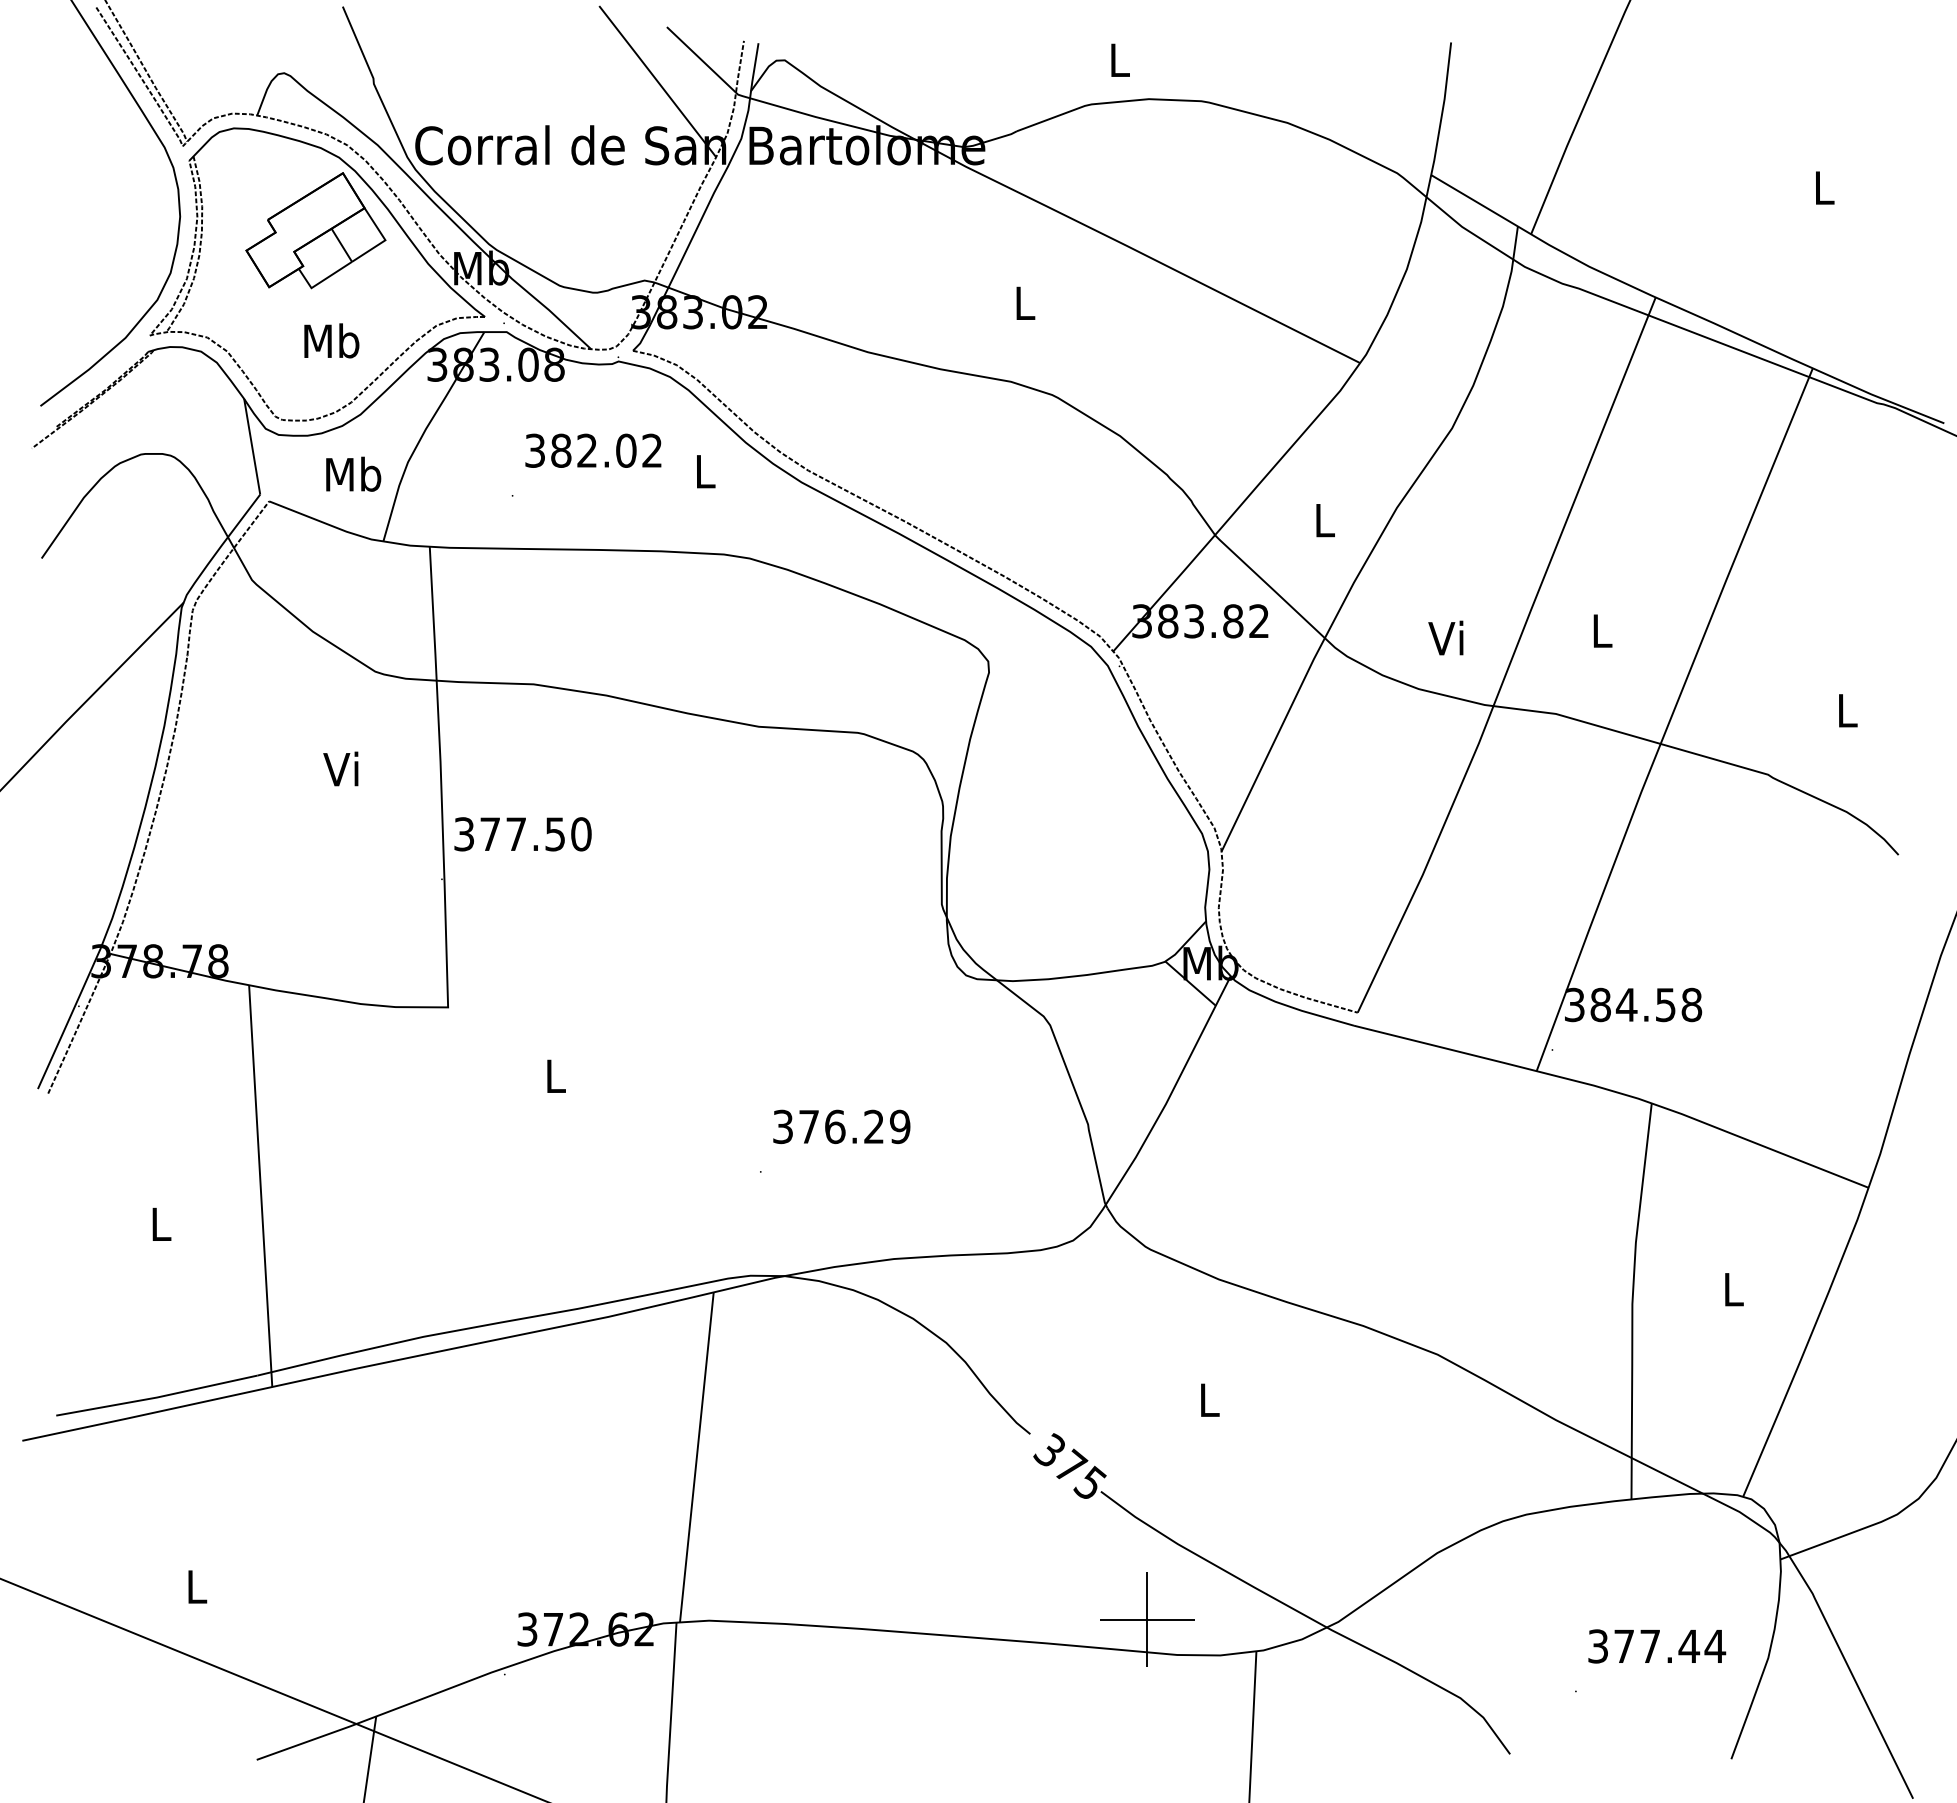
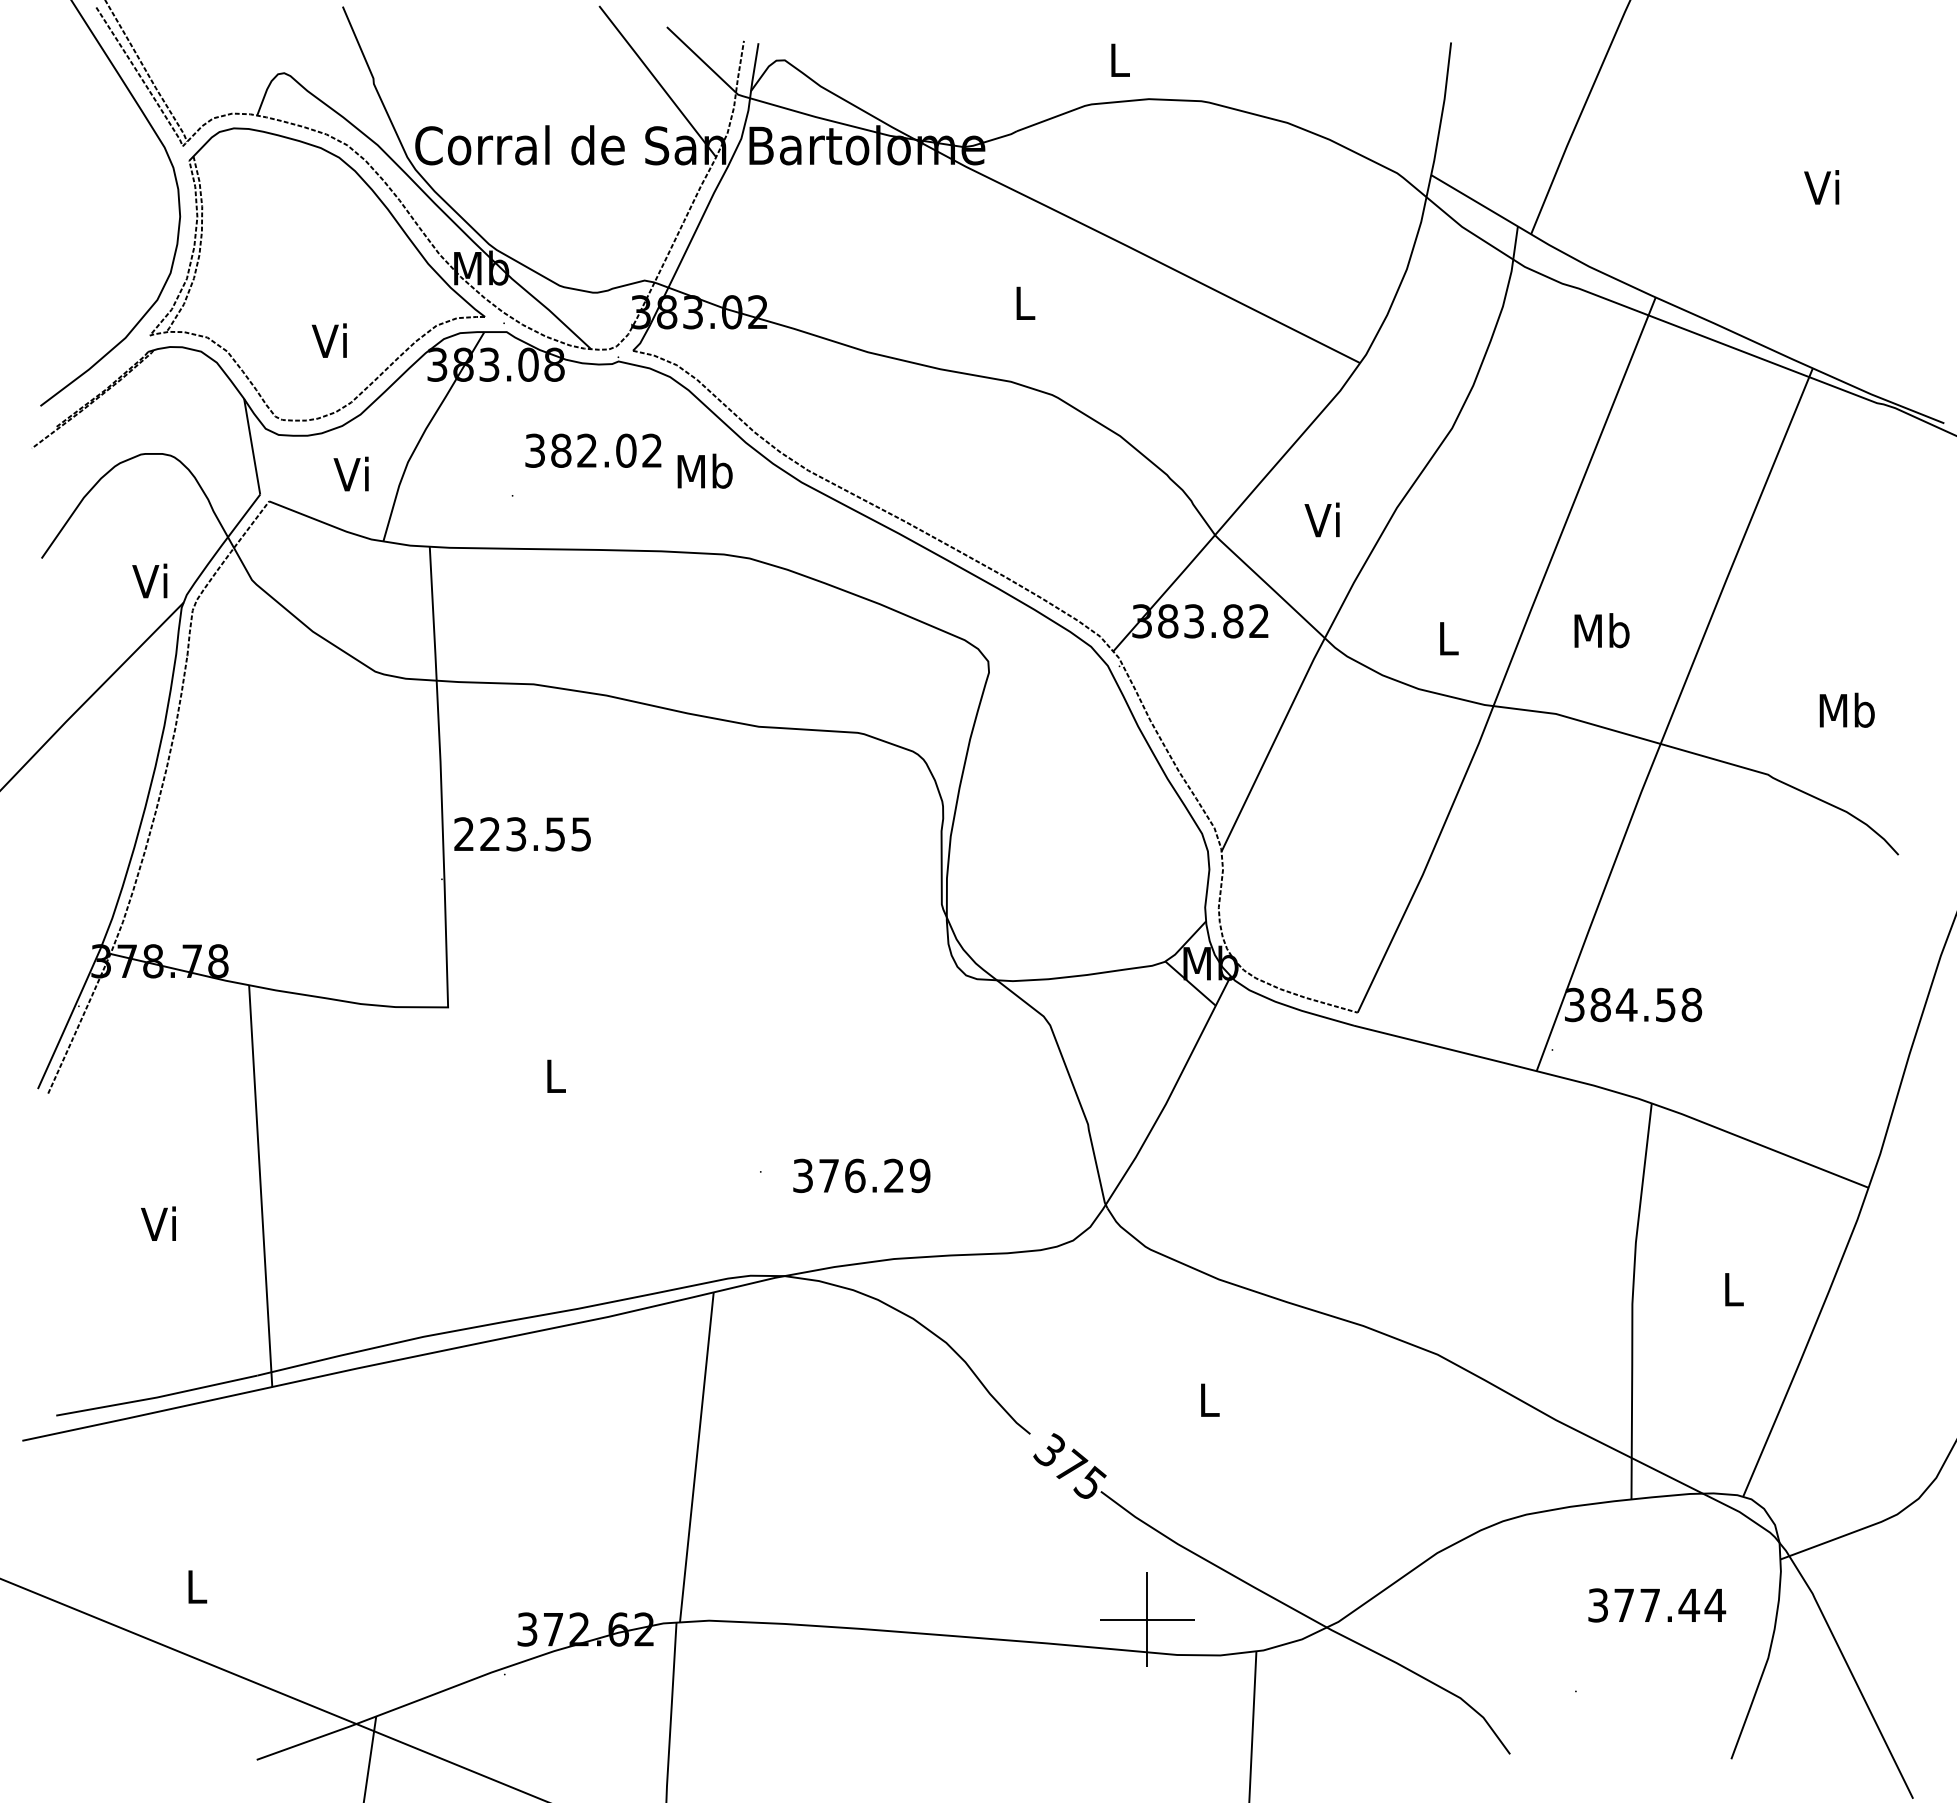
text: L -> Vi (1821, 187)
part: present -> none (315, 230)
text: Mb -> Vi (331, 340)
text: L -> Mb (704, 470)
text: Mb -> Vi (353, 473)
text: L -> Vi (1321, 519)
text: L -> Mb (1601, 630)
text: Vi -> L (1445, 637)
text: L -> Mb (1846, 709)
text position: (340, 768) -> (149, 580) (149, 580)
text: 377.50 -> 223.55 (522, 834)
text position: (841, 1126) -> (861, 1175) (861, 1175)
text: L -> Vi (158, 1223)
text position: (1657, 1646) -> (1657, 1605) (1657, 1605)
